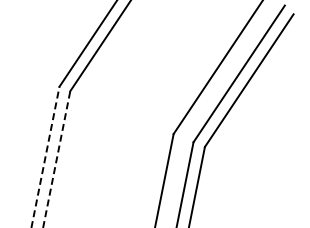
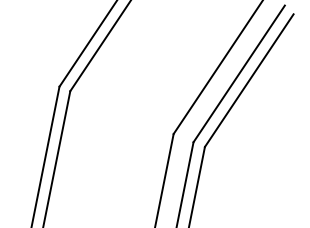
line: dashed -> solid (45, 157)
line: dashed -> solid (56, 158)
